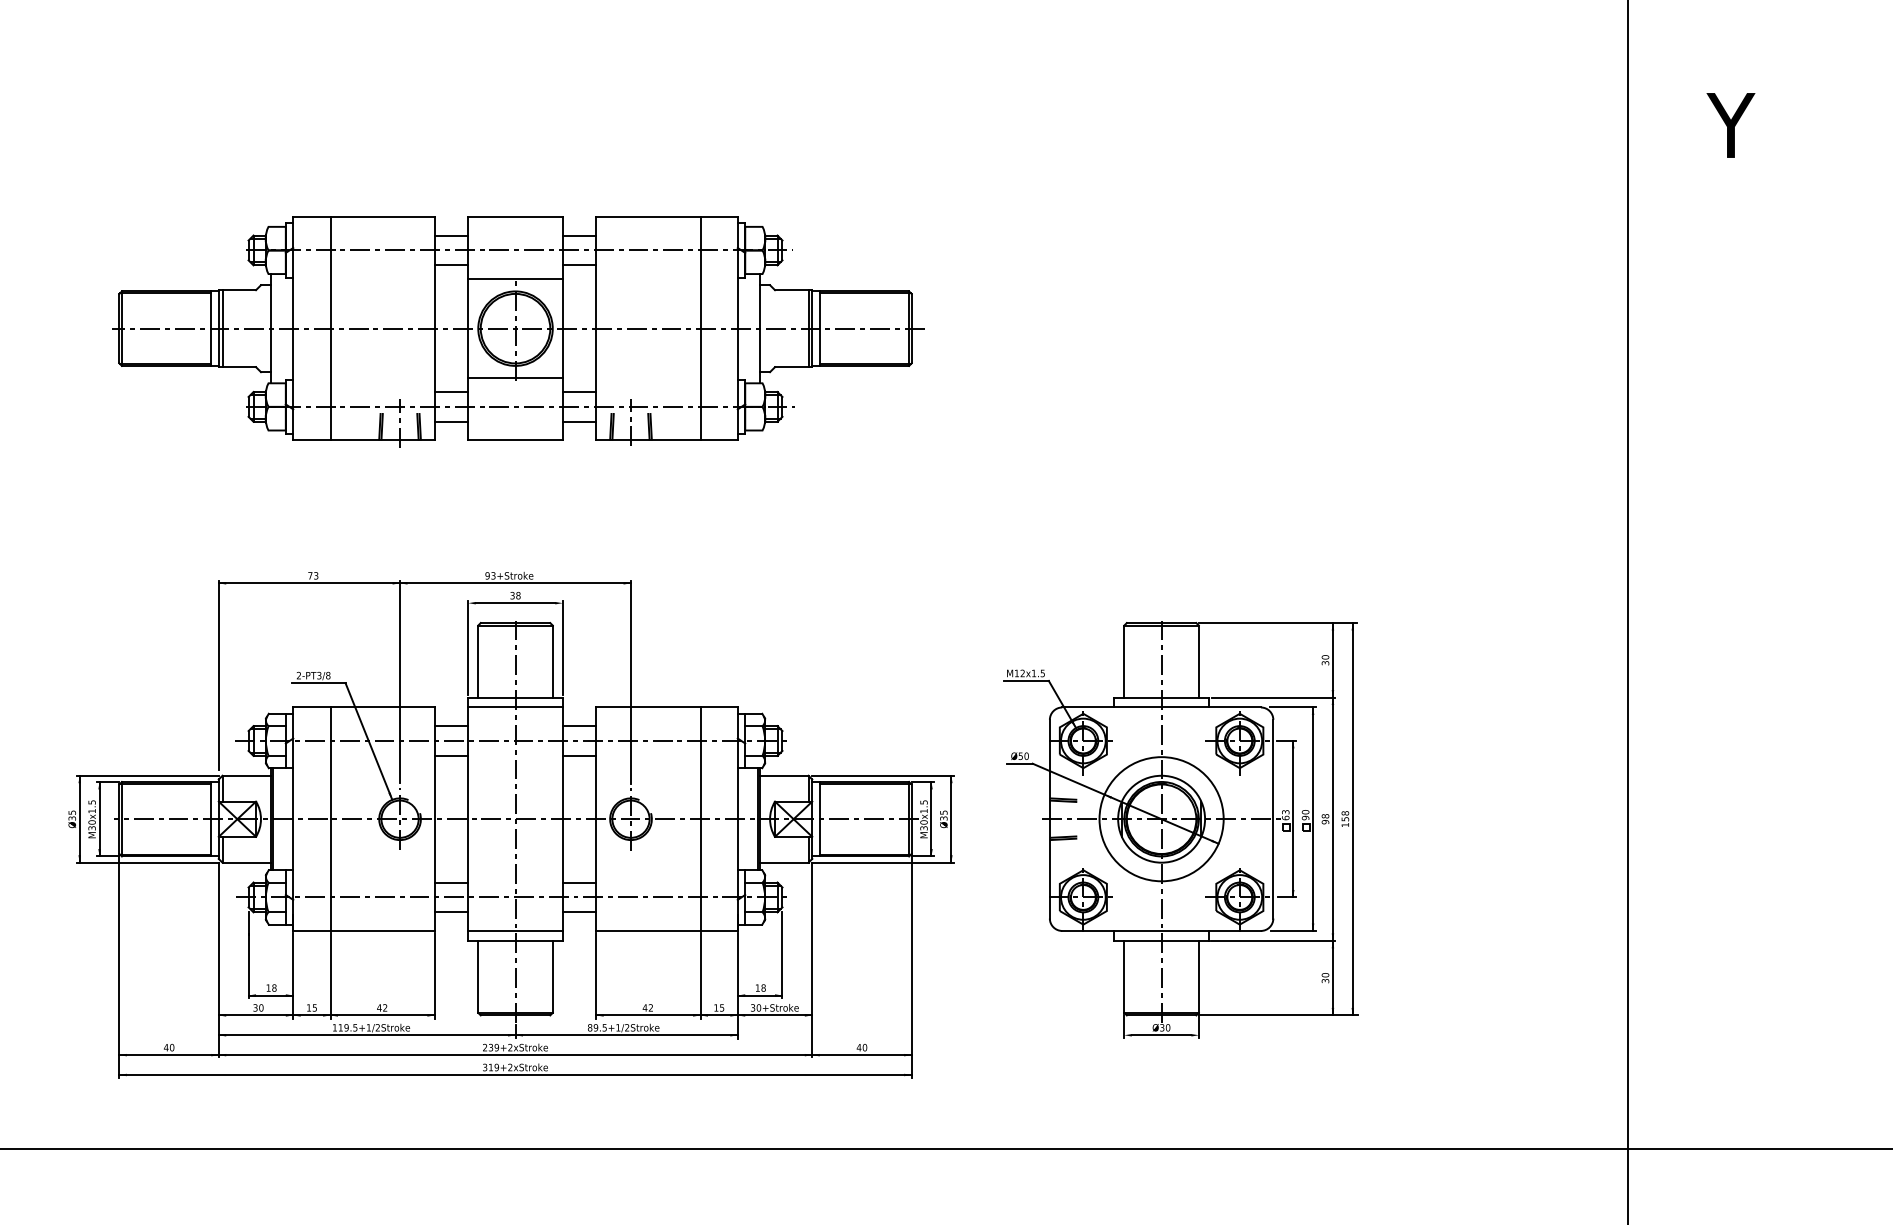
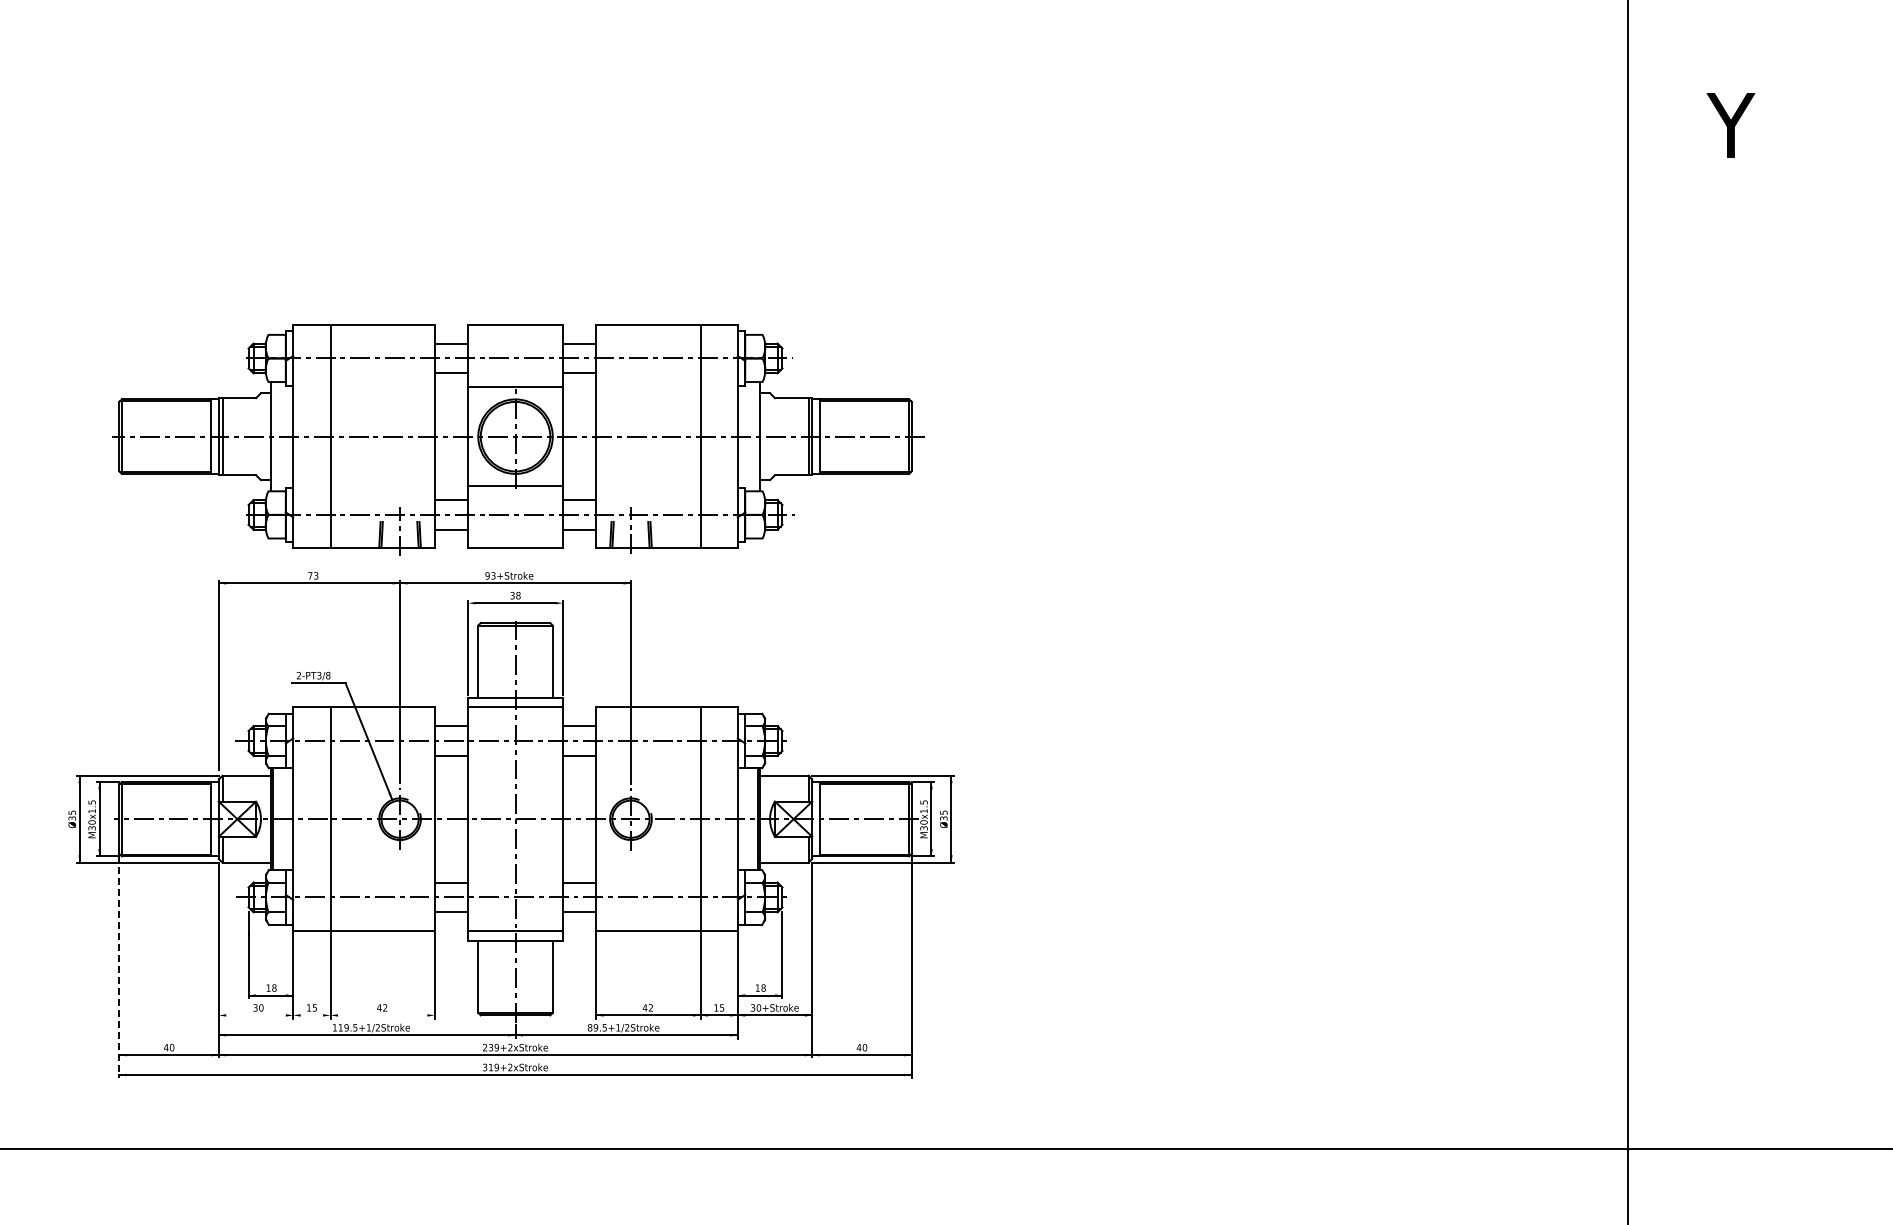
part position: (518, 331) -> (518, 439) (518, 439)
part: present -> none (1180, 829)
line: solid -> dashed (119, 967)
line: present -> none (326, 1015)
